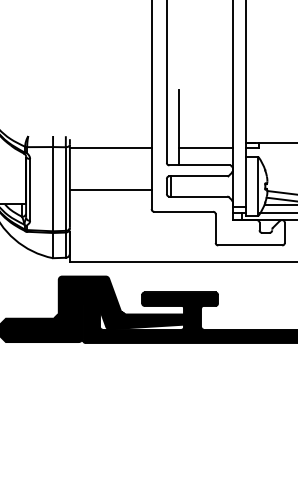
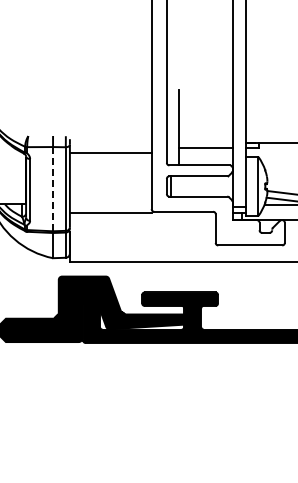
line position: (110, 147) -> (110, 152) (110, 152)
line: solid -> dashed (53, 188)
line position: (110, 189) -> (110, 212) (110, 212)
line: present -> none (277, 213)
